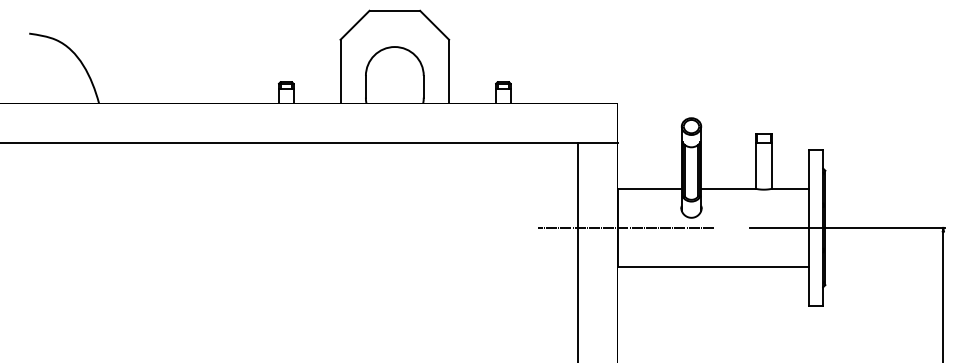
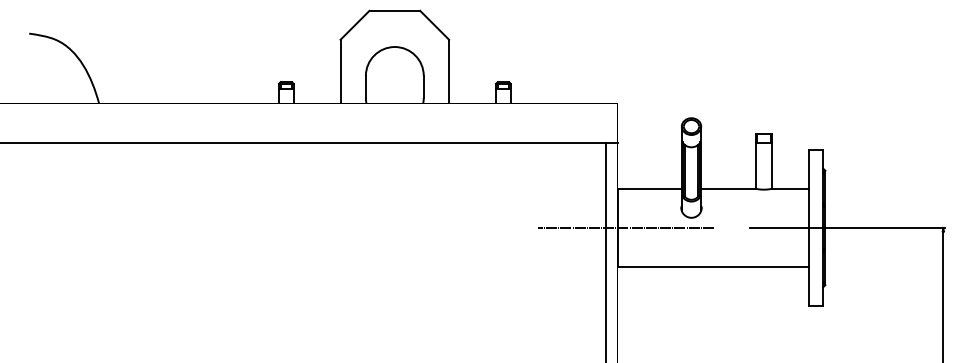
line position: (577, 251) -> (605, 251) (605, 251)
